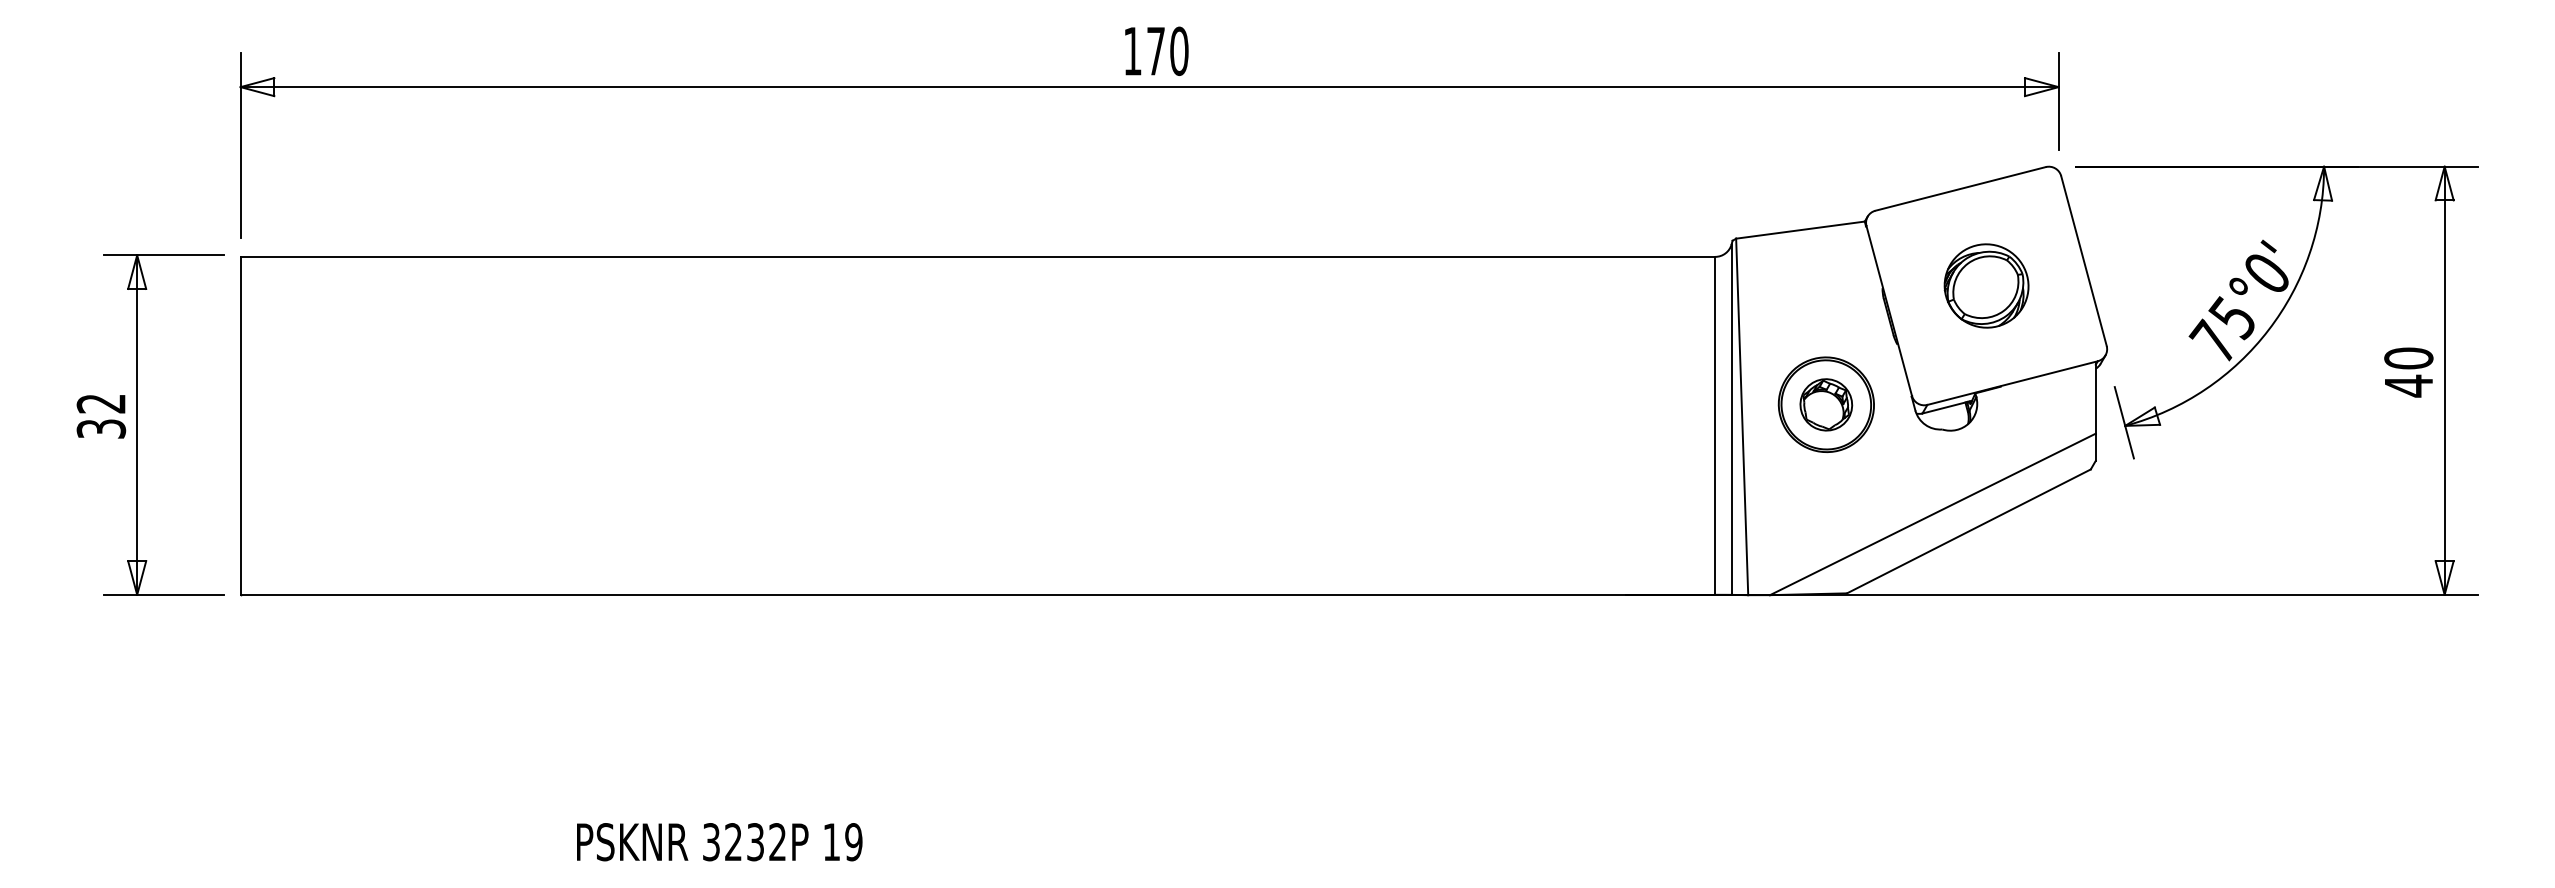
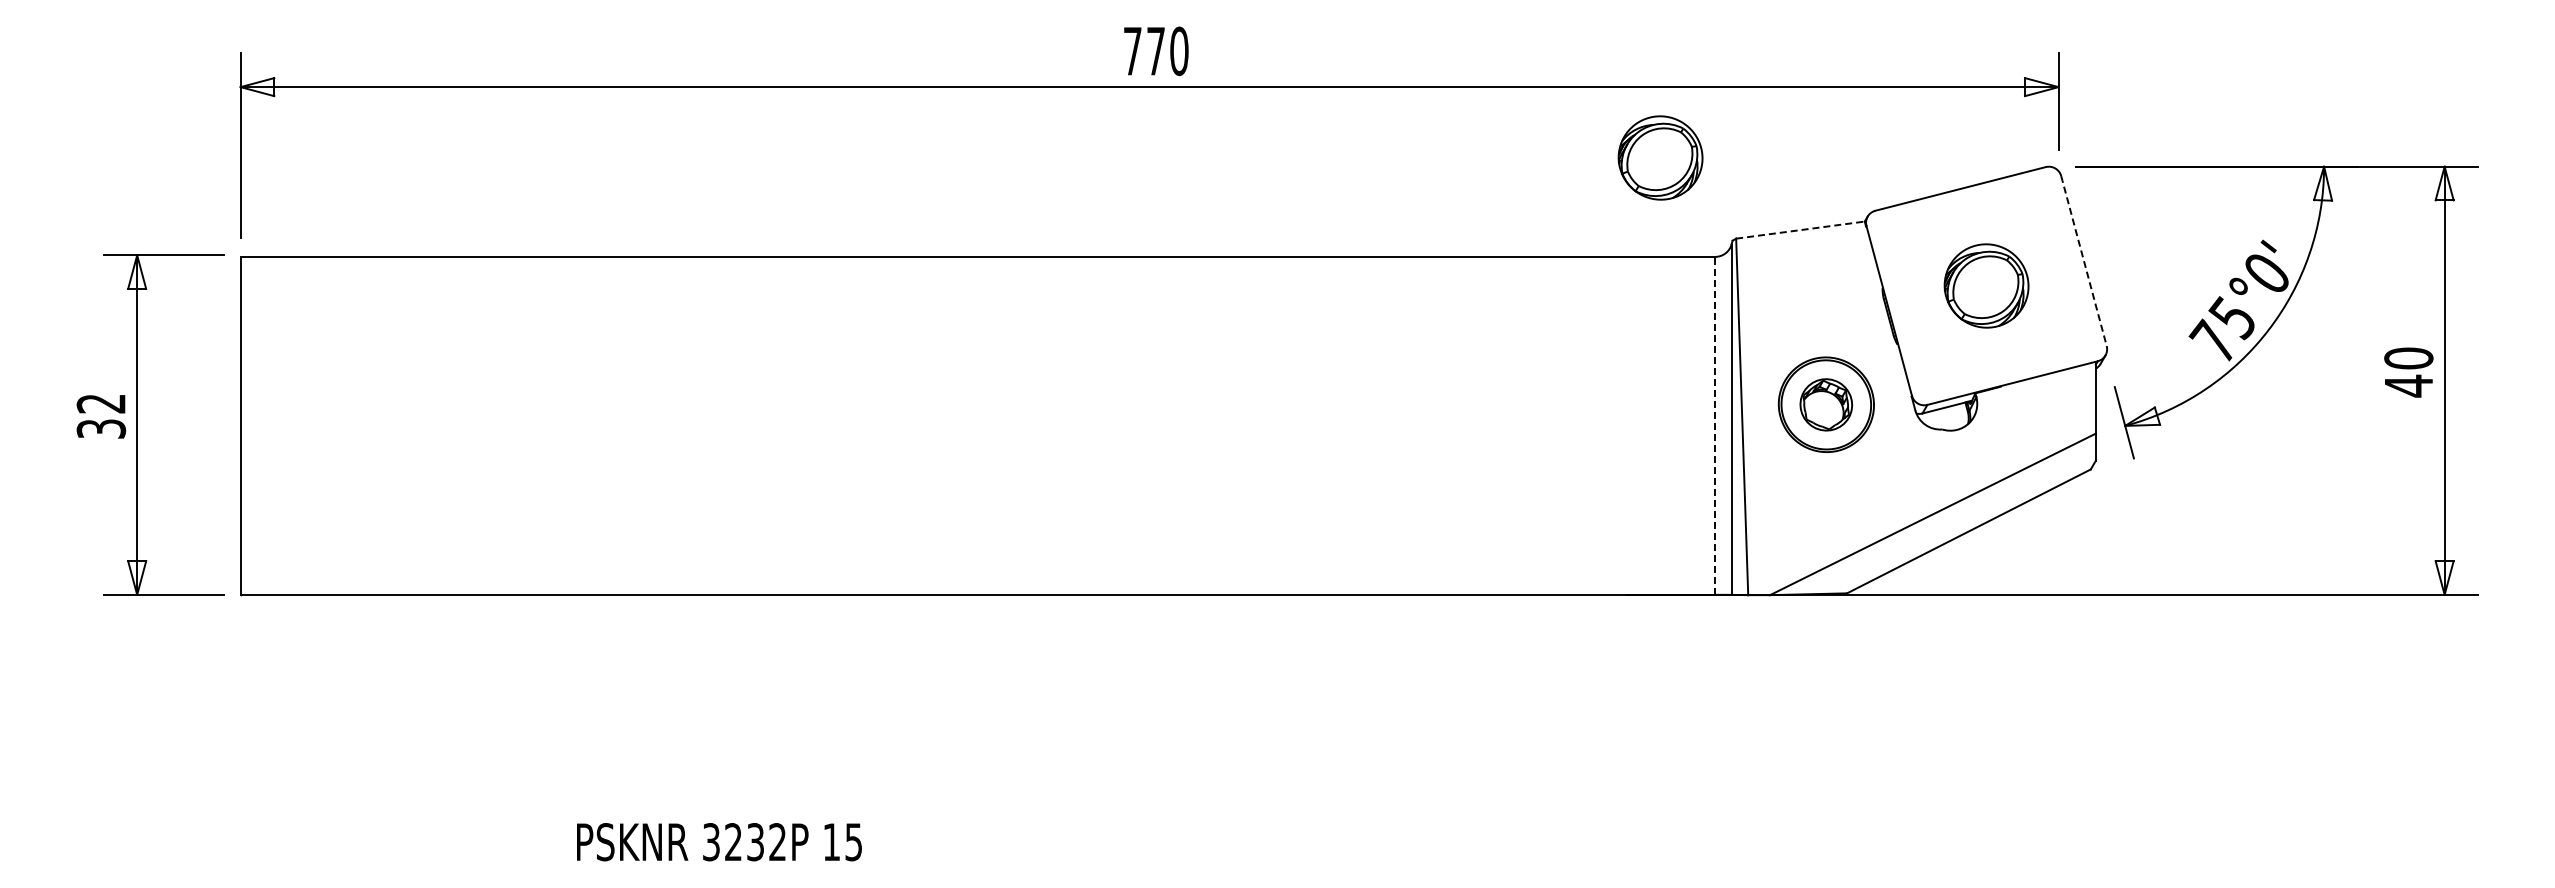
text: 170 -> 770 (1132, 51)
part: none -> present (1660, 157)
line: solid -> dashed (1800, 230)
line: solid -> dashed (2083, 261)
line: solid -> dashed (1715, 425)
text: 19 -> 15 (853, 842)
